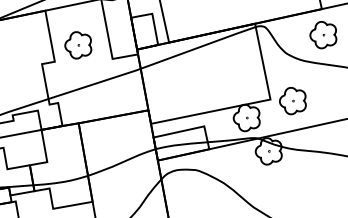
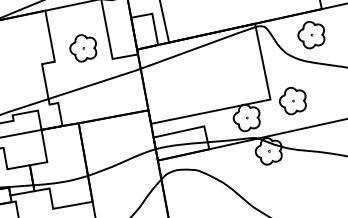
part position: (323, 35) -> (311, 35) (311, 35)
part position: (78, 45) -> (83, 48) (83, 48)
